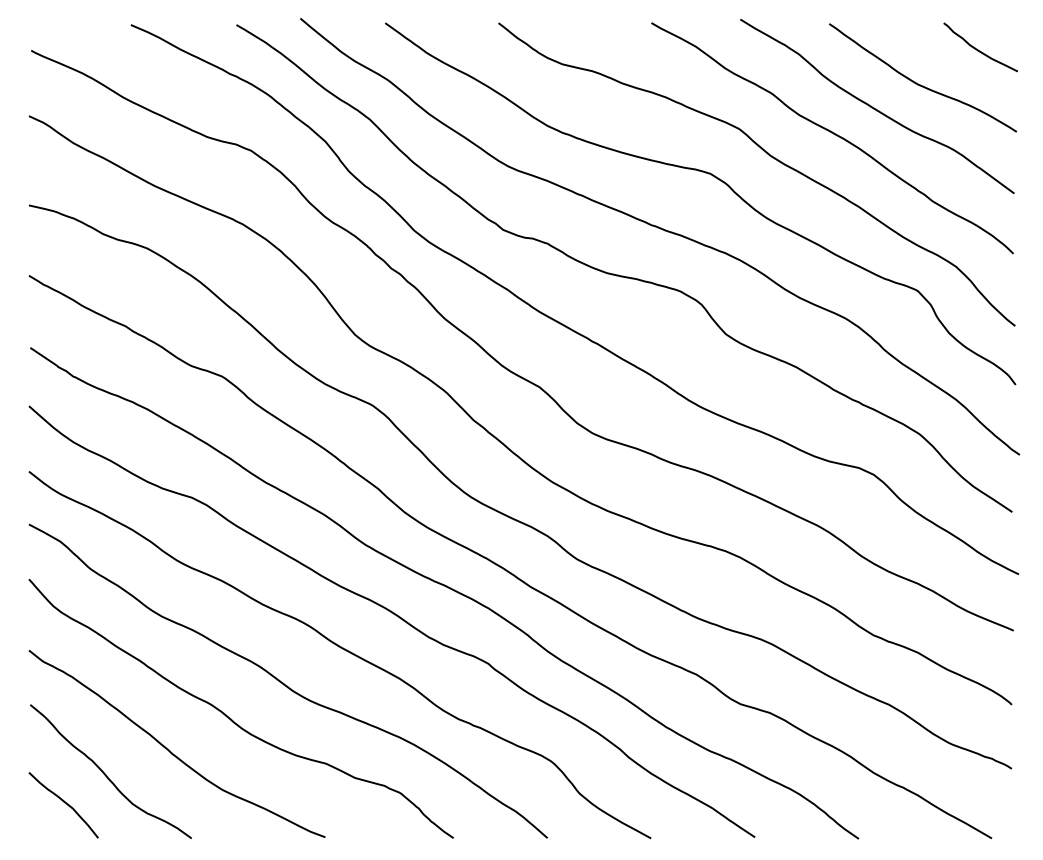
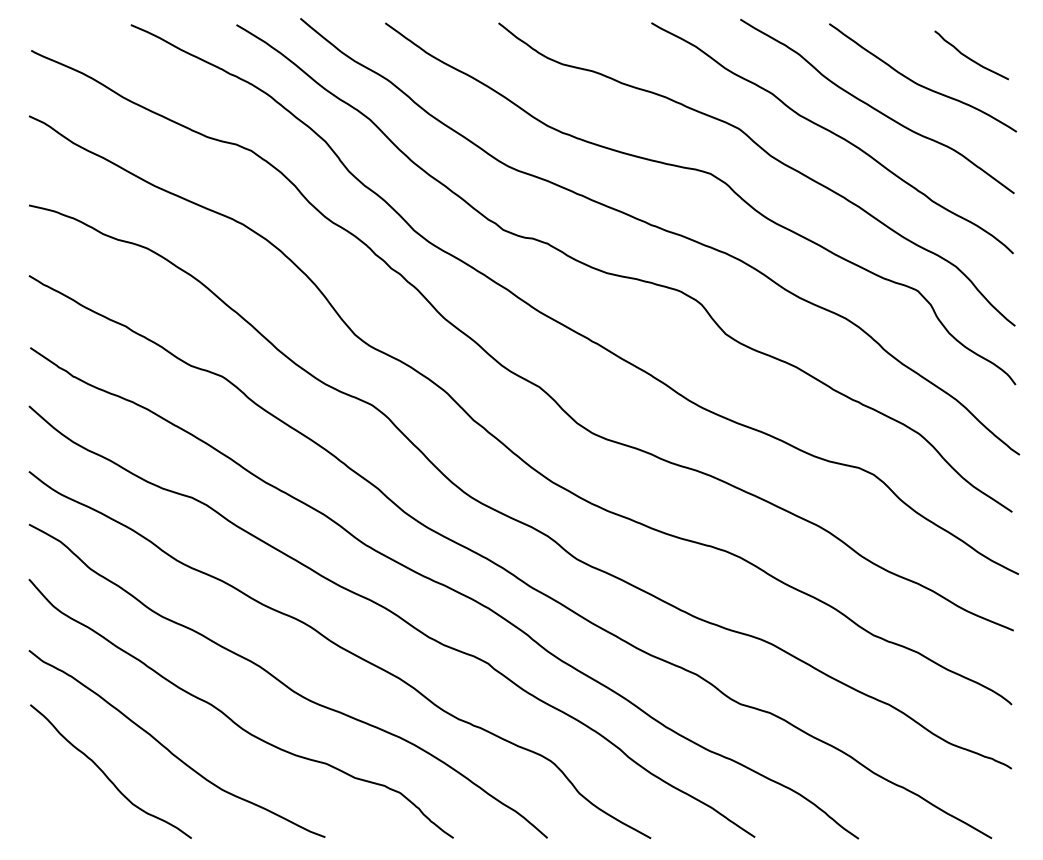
curve position: (978, 49) -> (969, 57) (969, 57)
curve: present -> none (64, 803)
